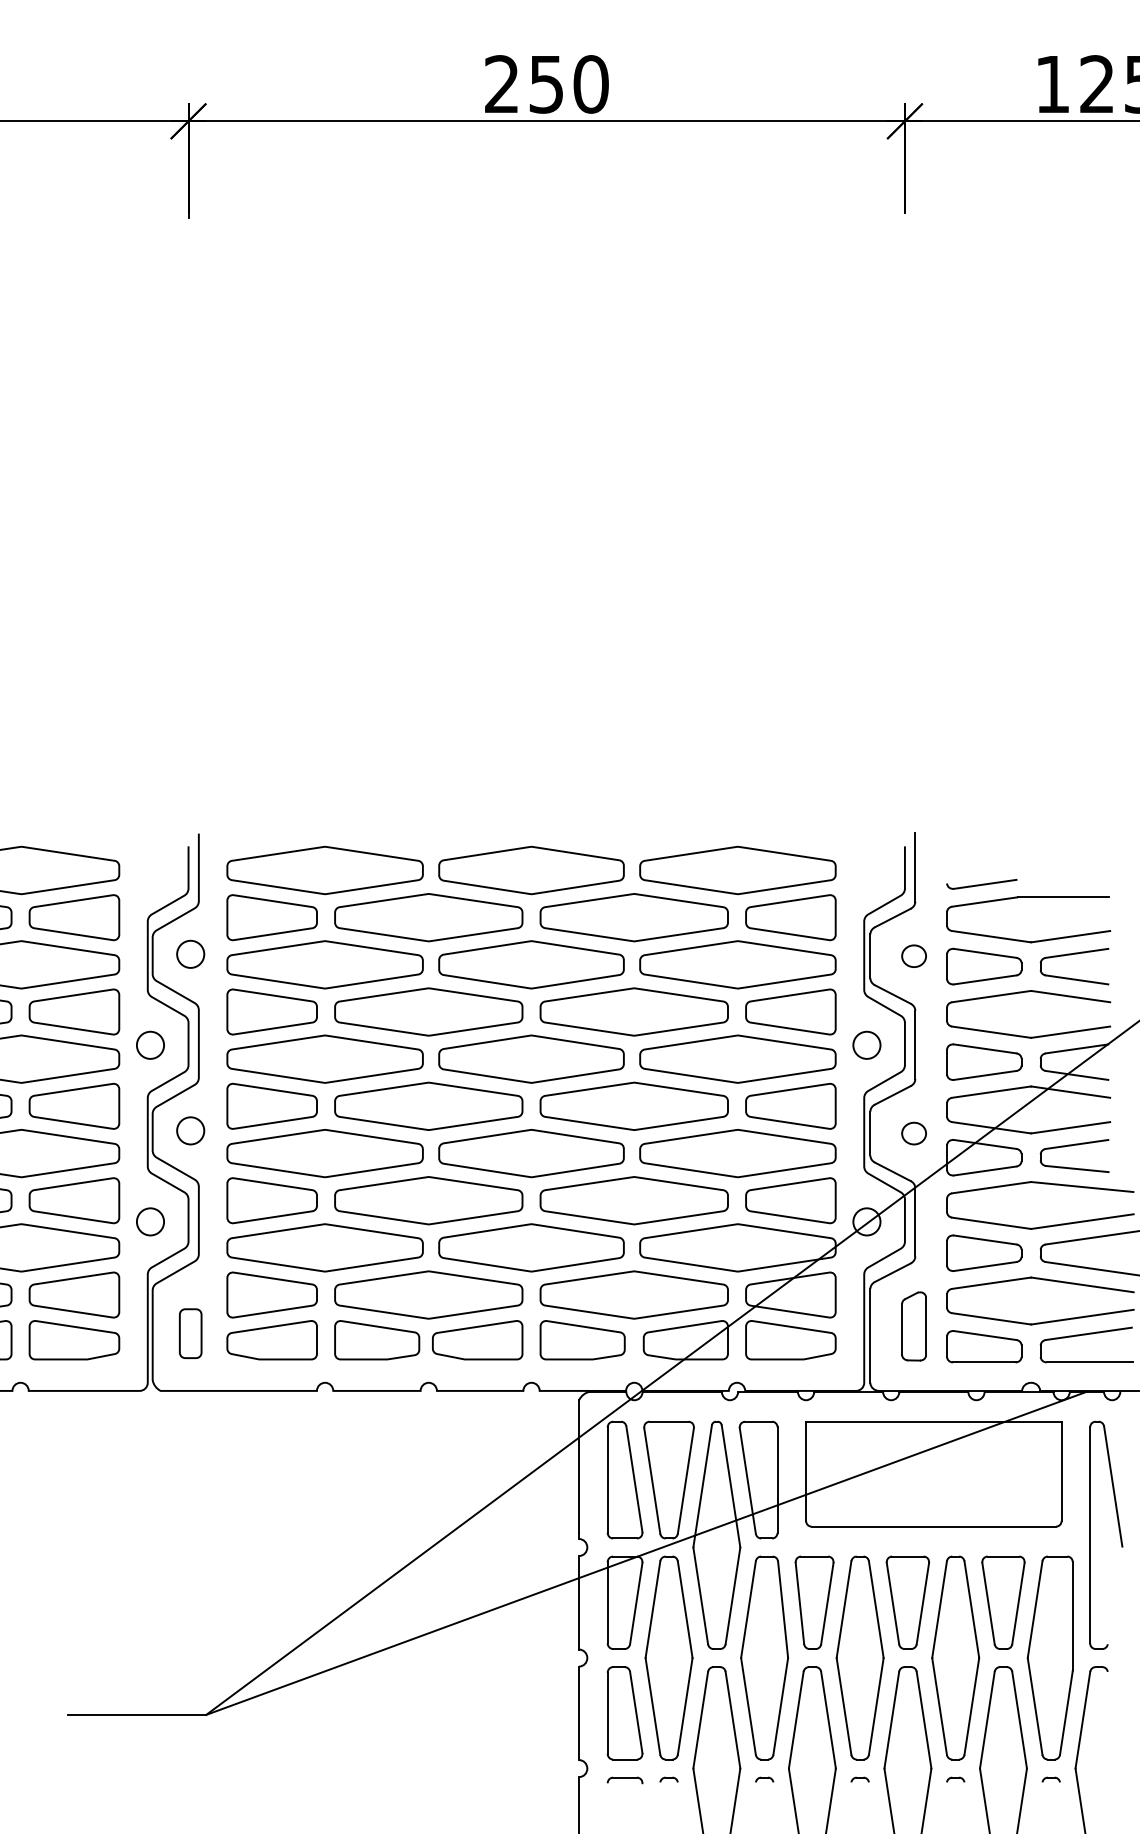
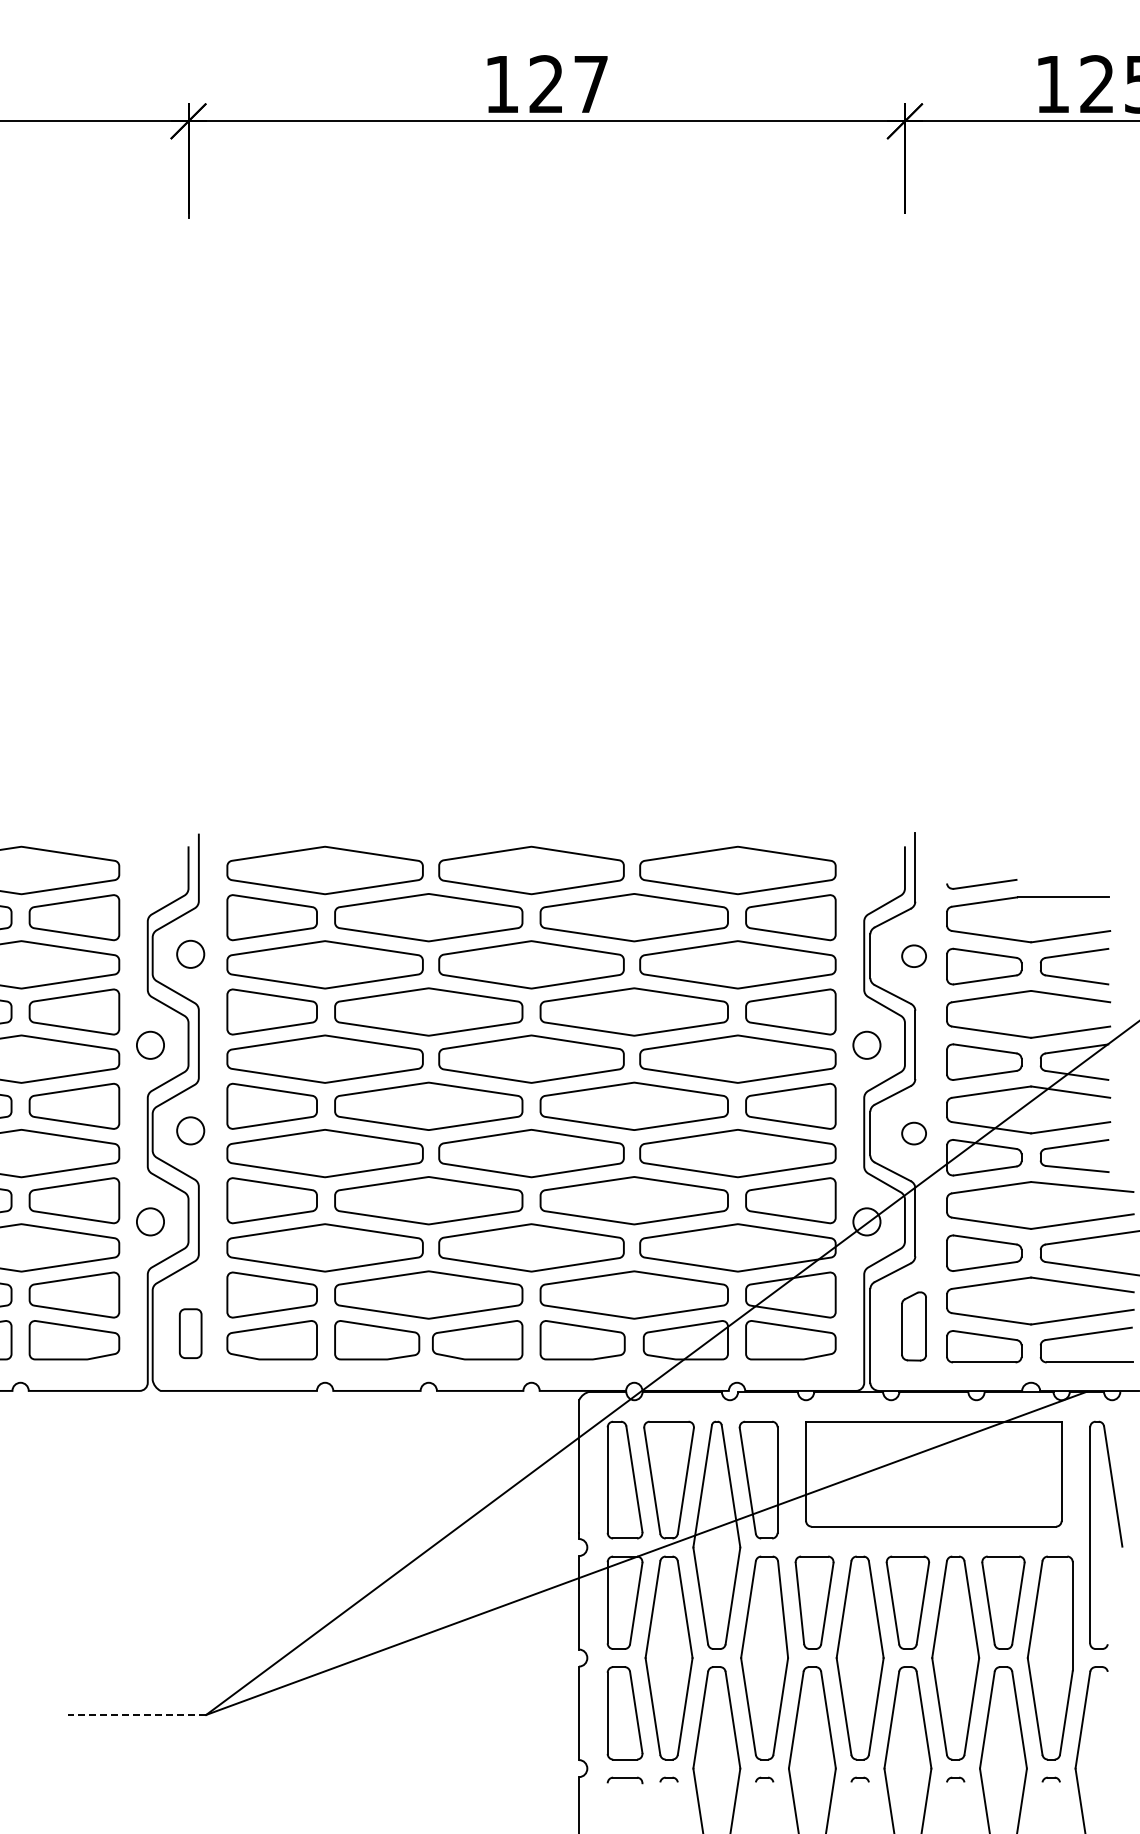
text: 250 -> 127 (546, 84)
line: solid -> dashed (136, 1714)
